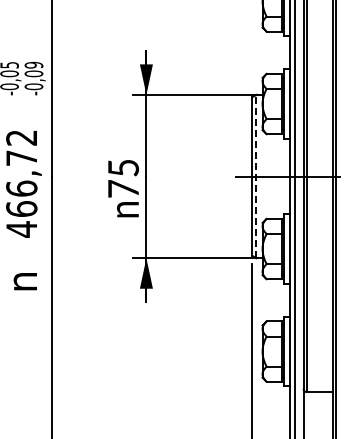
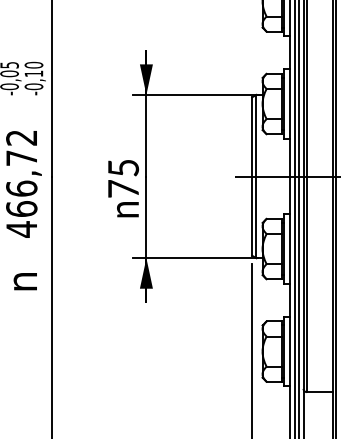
text: -0,09 -> -0,10 (33, 69)
line: dashed -> solid (256, 176)
line: none -> present (299, 218)
